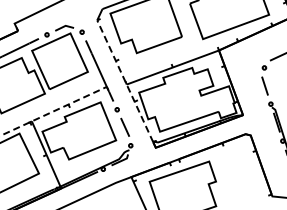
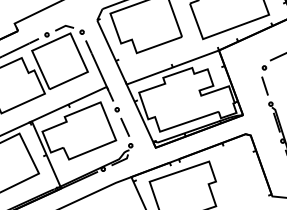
line: dashed -> solid (125, 81)
line: dashed -> solid (53, 111)
